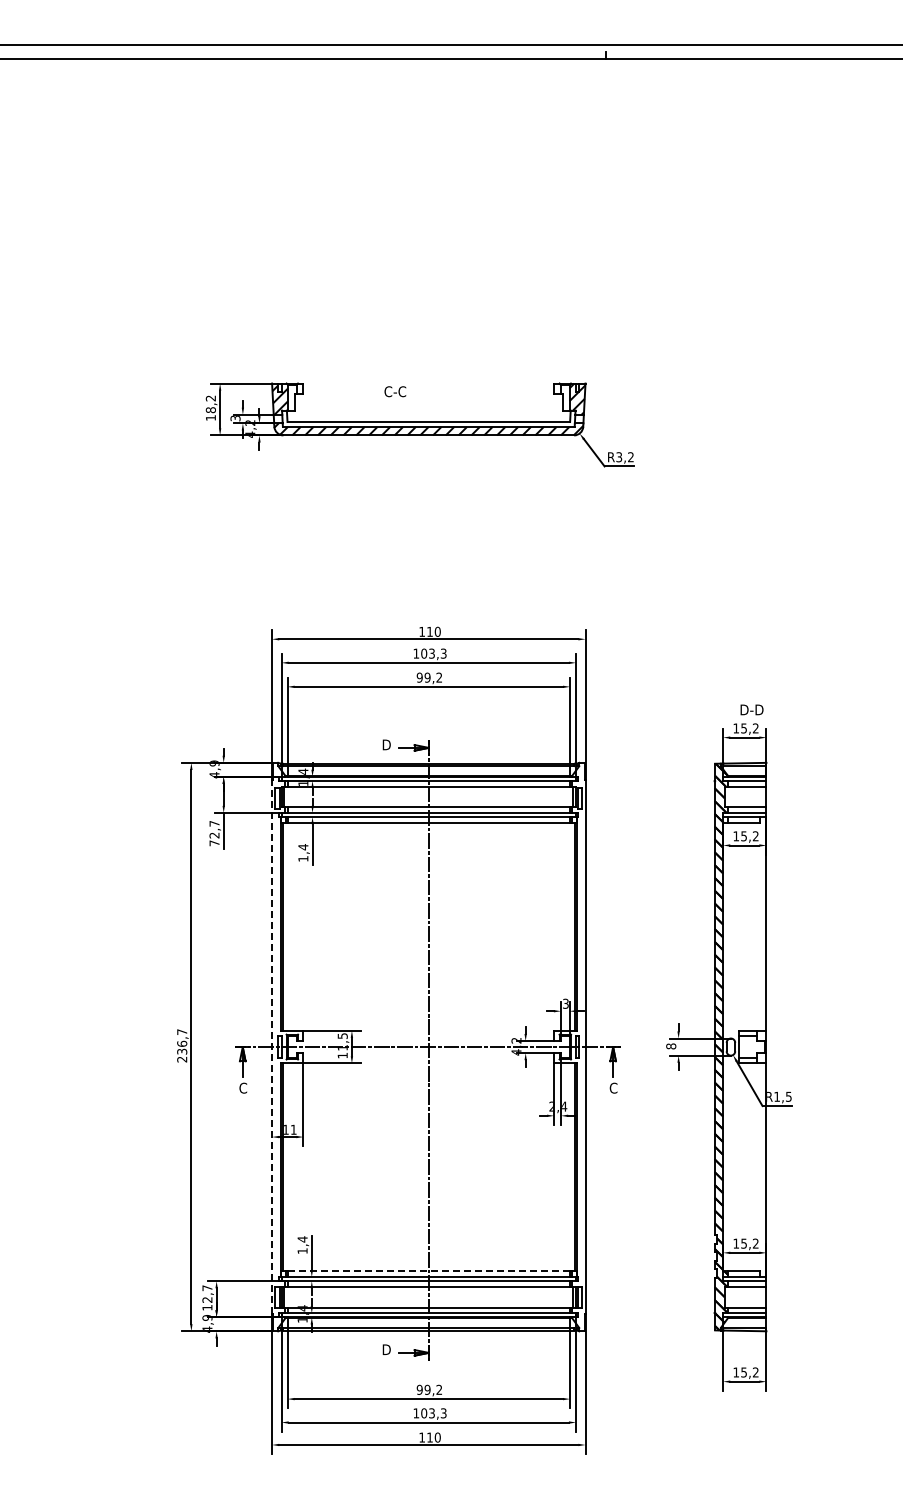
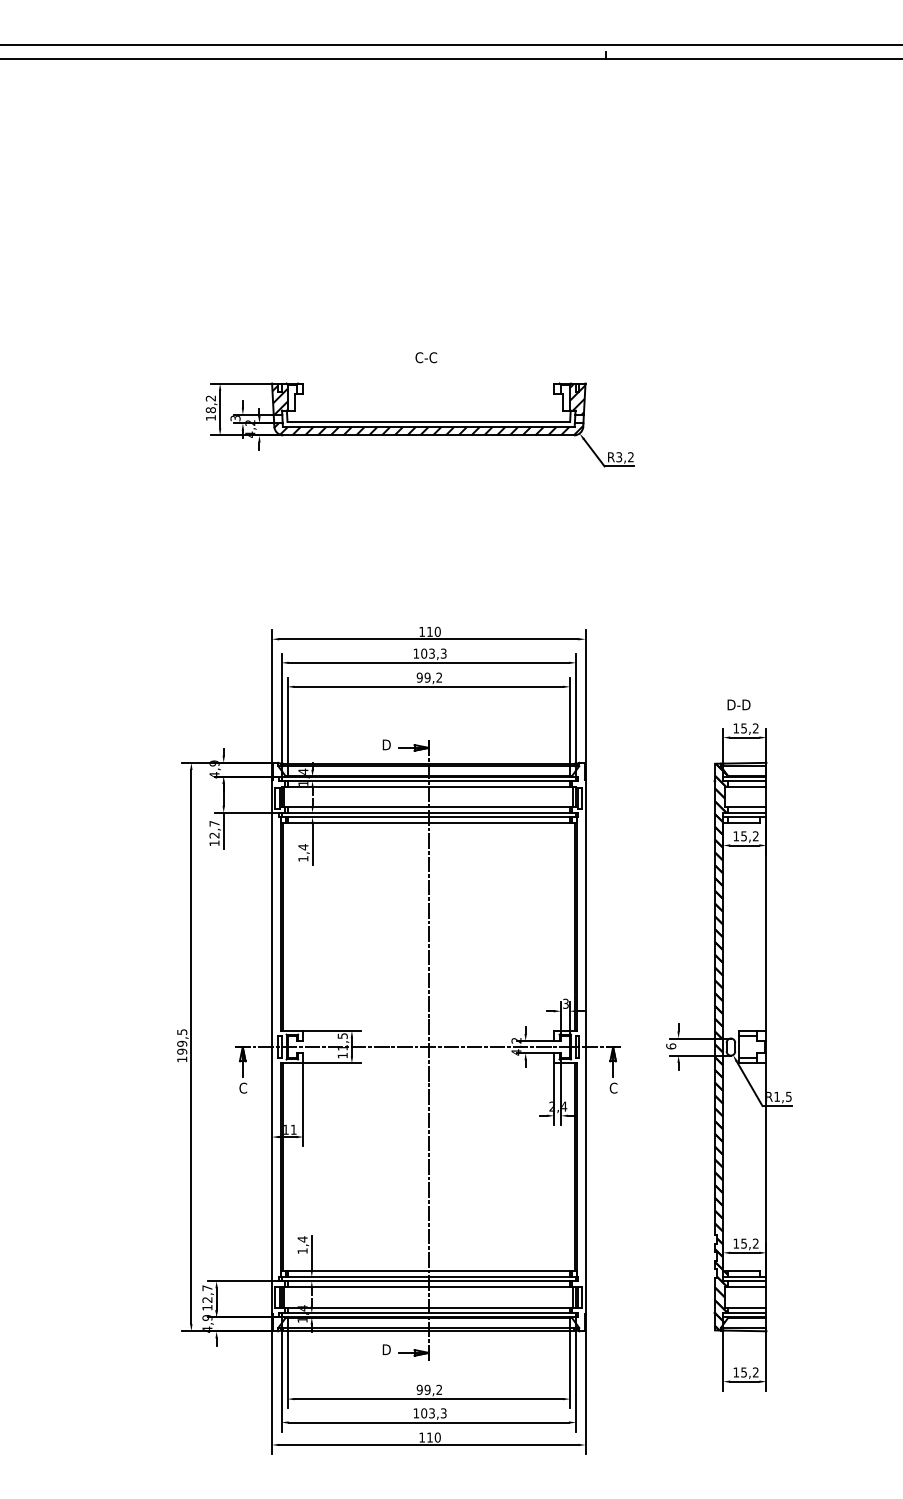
text position: (395, 391) -> (426, 357) (426, 357)
text position: (751, 709) -> (738, 704) (738, 704)
text: 72,7 -> 12,7 (214, 843)
text: 236,7 -> 199,5 (182, 1045)
text: 8 -> 6 (671, 1046)
line: dashed -> solid (272, 1047)
line: dashed -> solid (428, 1271)
